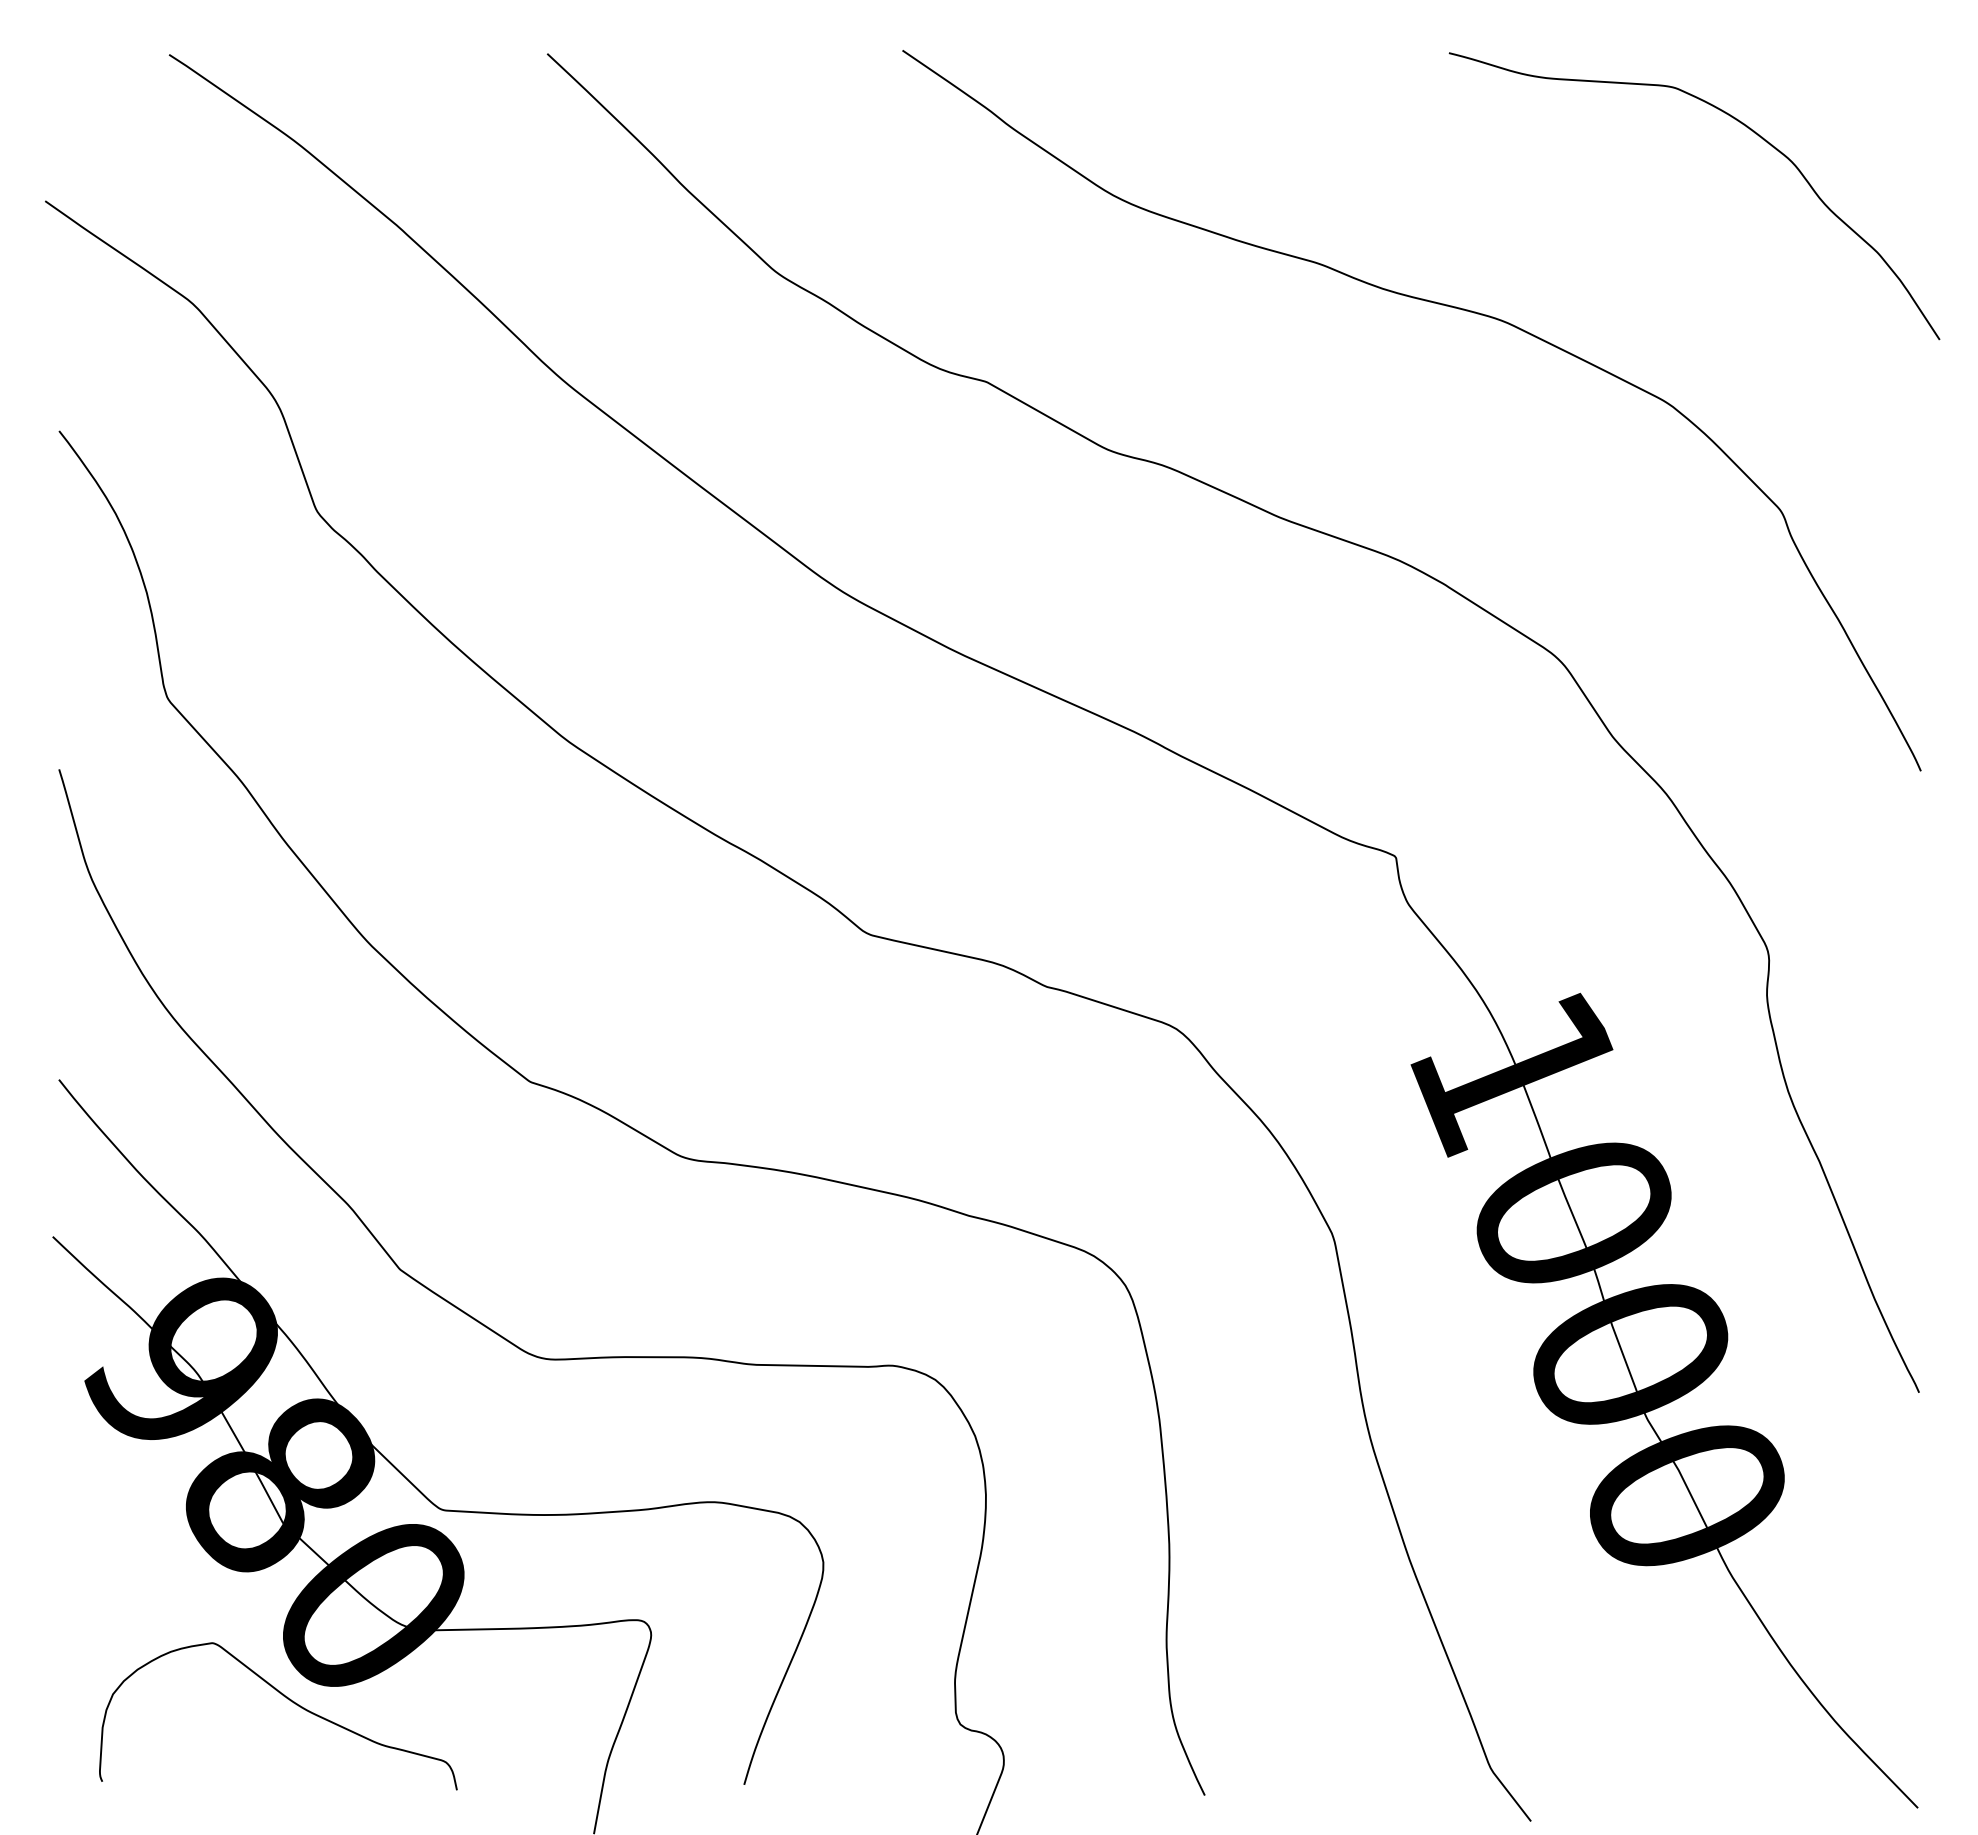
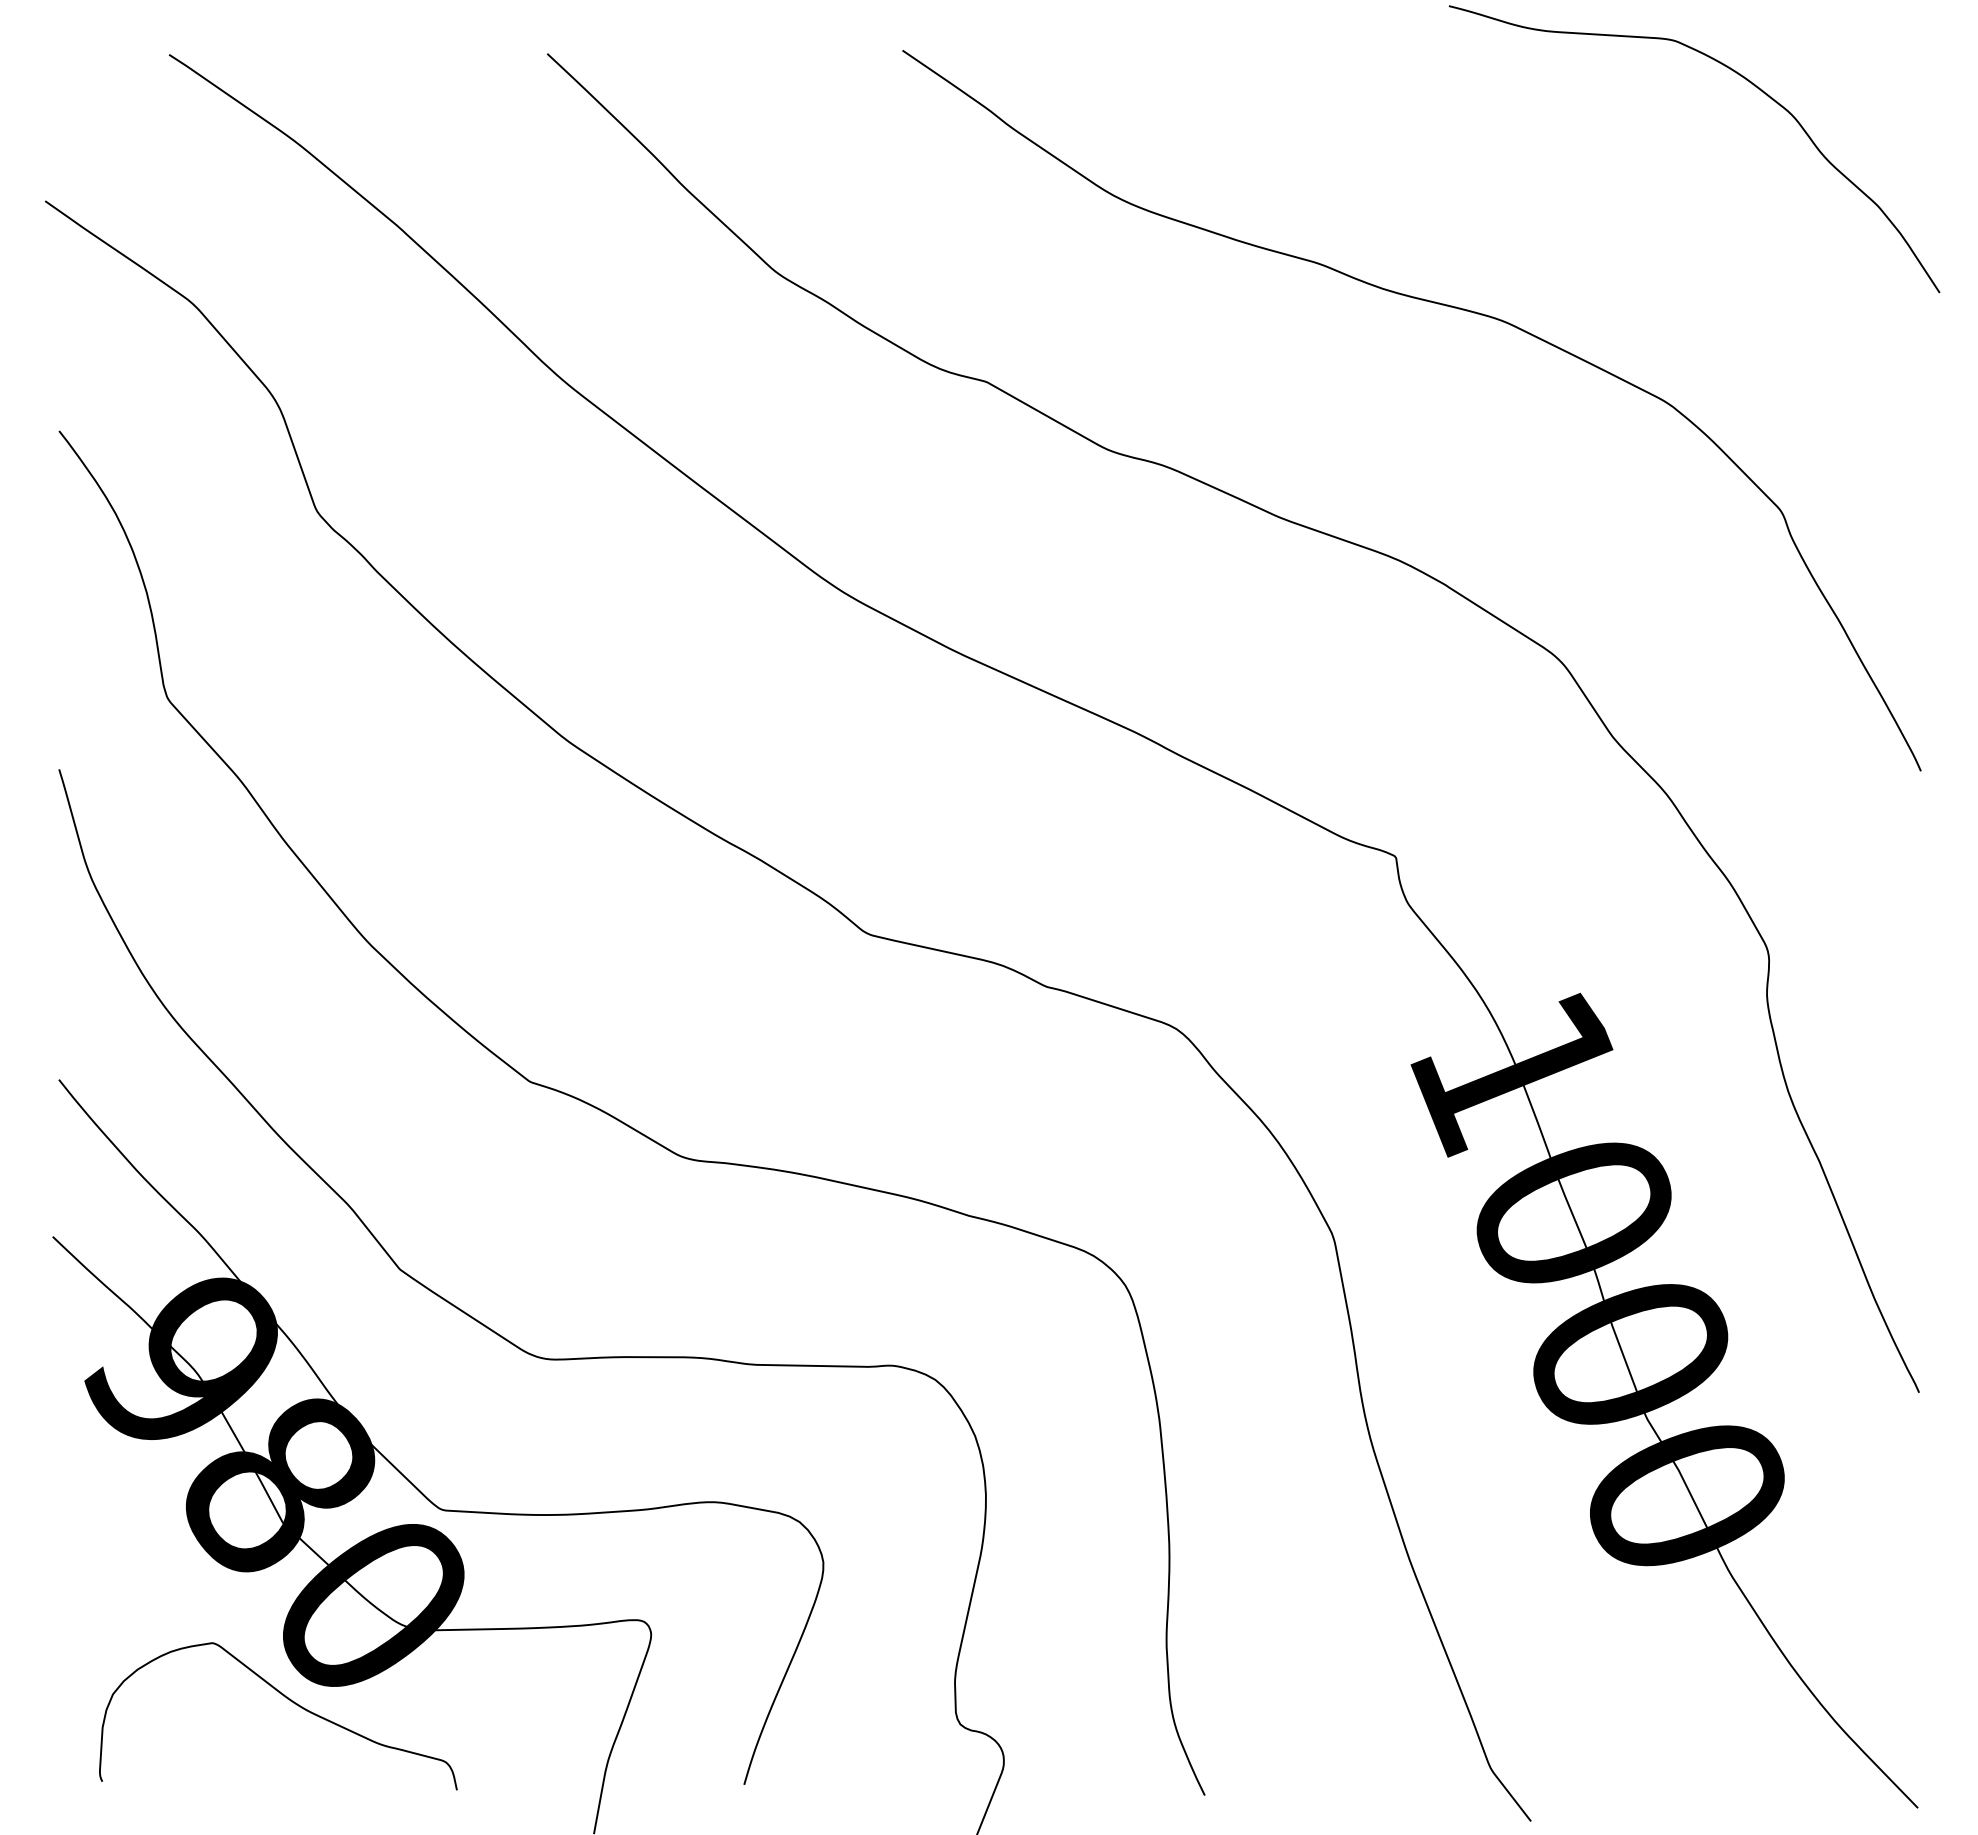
curve position: (1743, 125) -> (1743, 78) (1743, 78)
